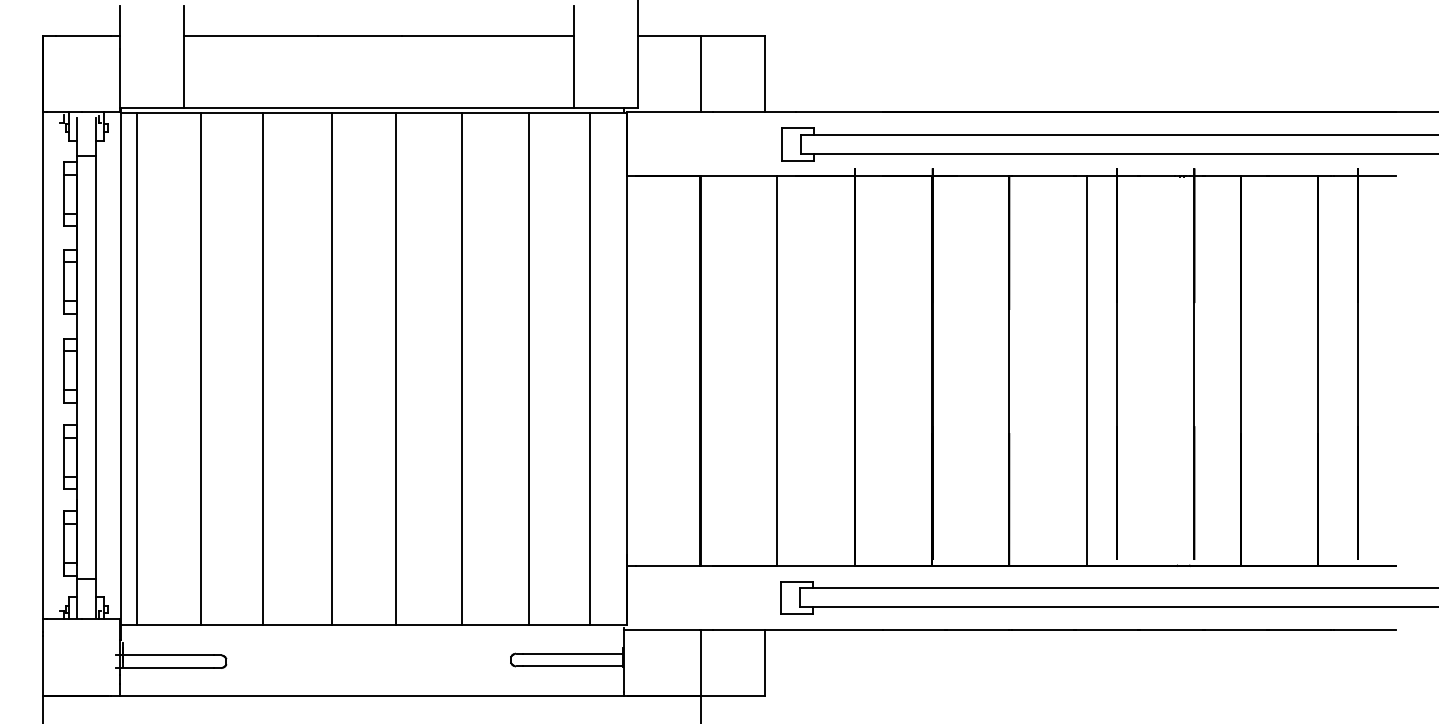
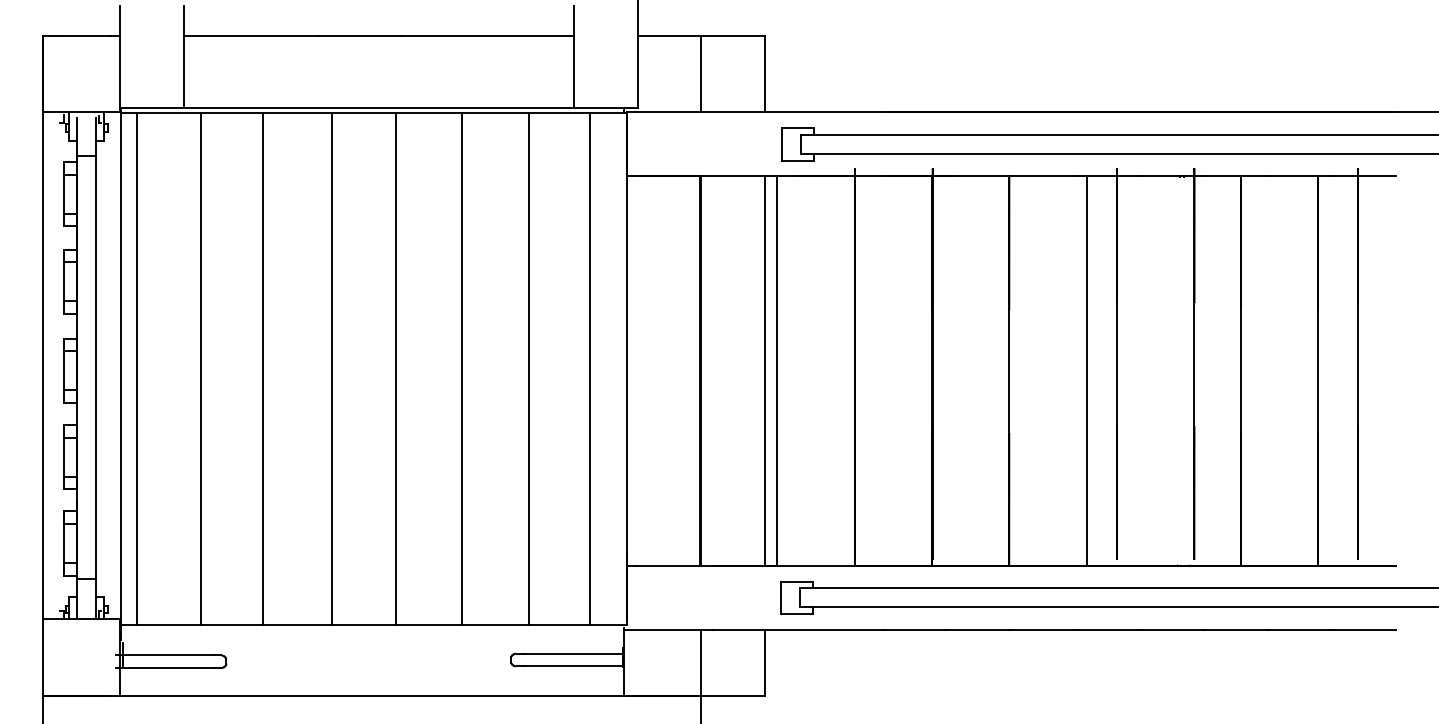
line: none -> present (765, 370)
